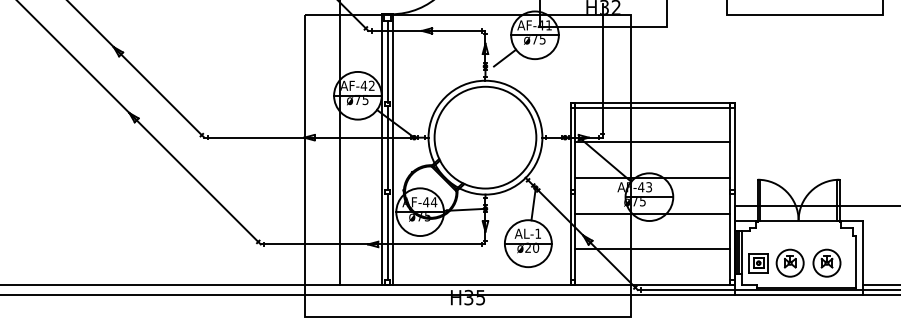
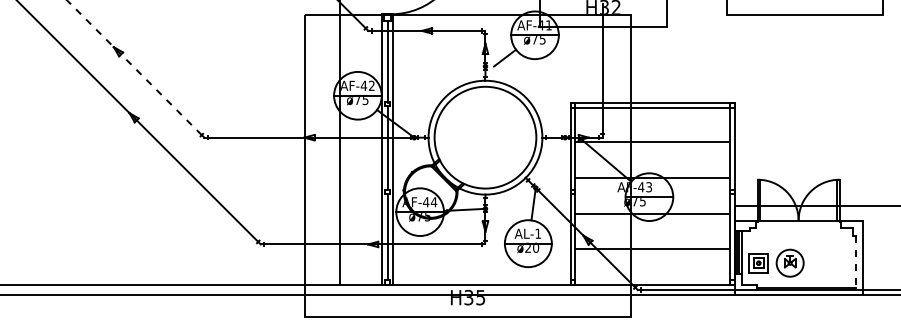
line: solid -> dashed (133, 67)
part: present -> none (826, 262)
line: solid -> dashed (855, 262)
line: present -> none (879, 284)
